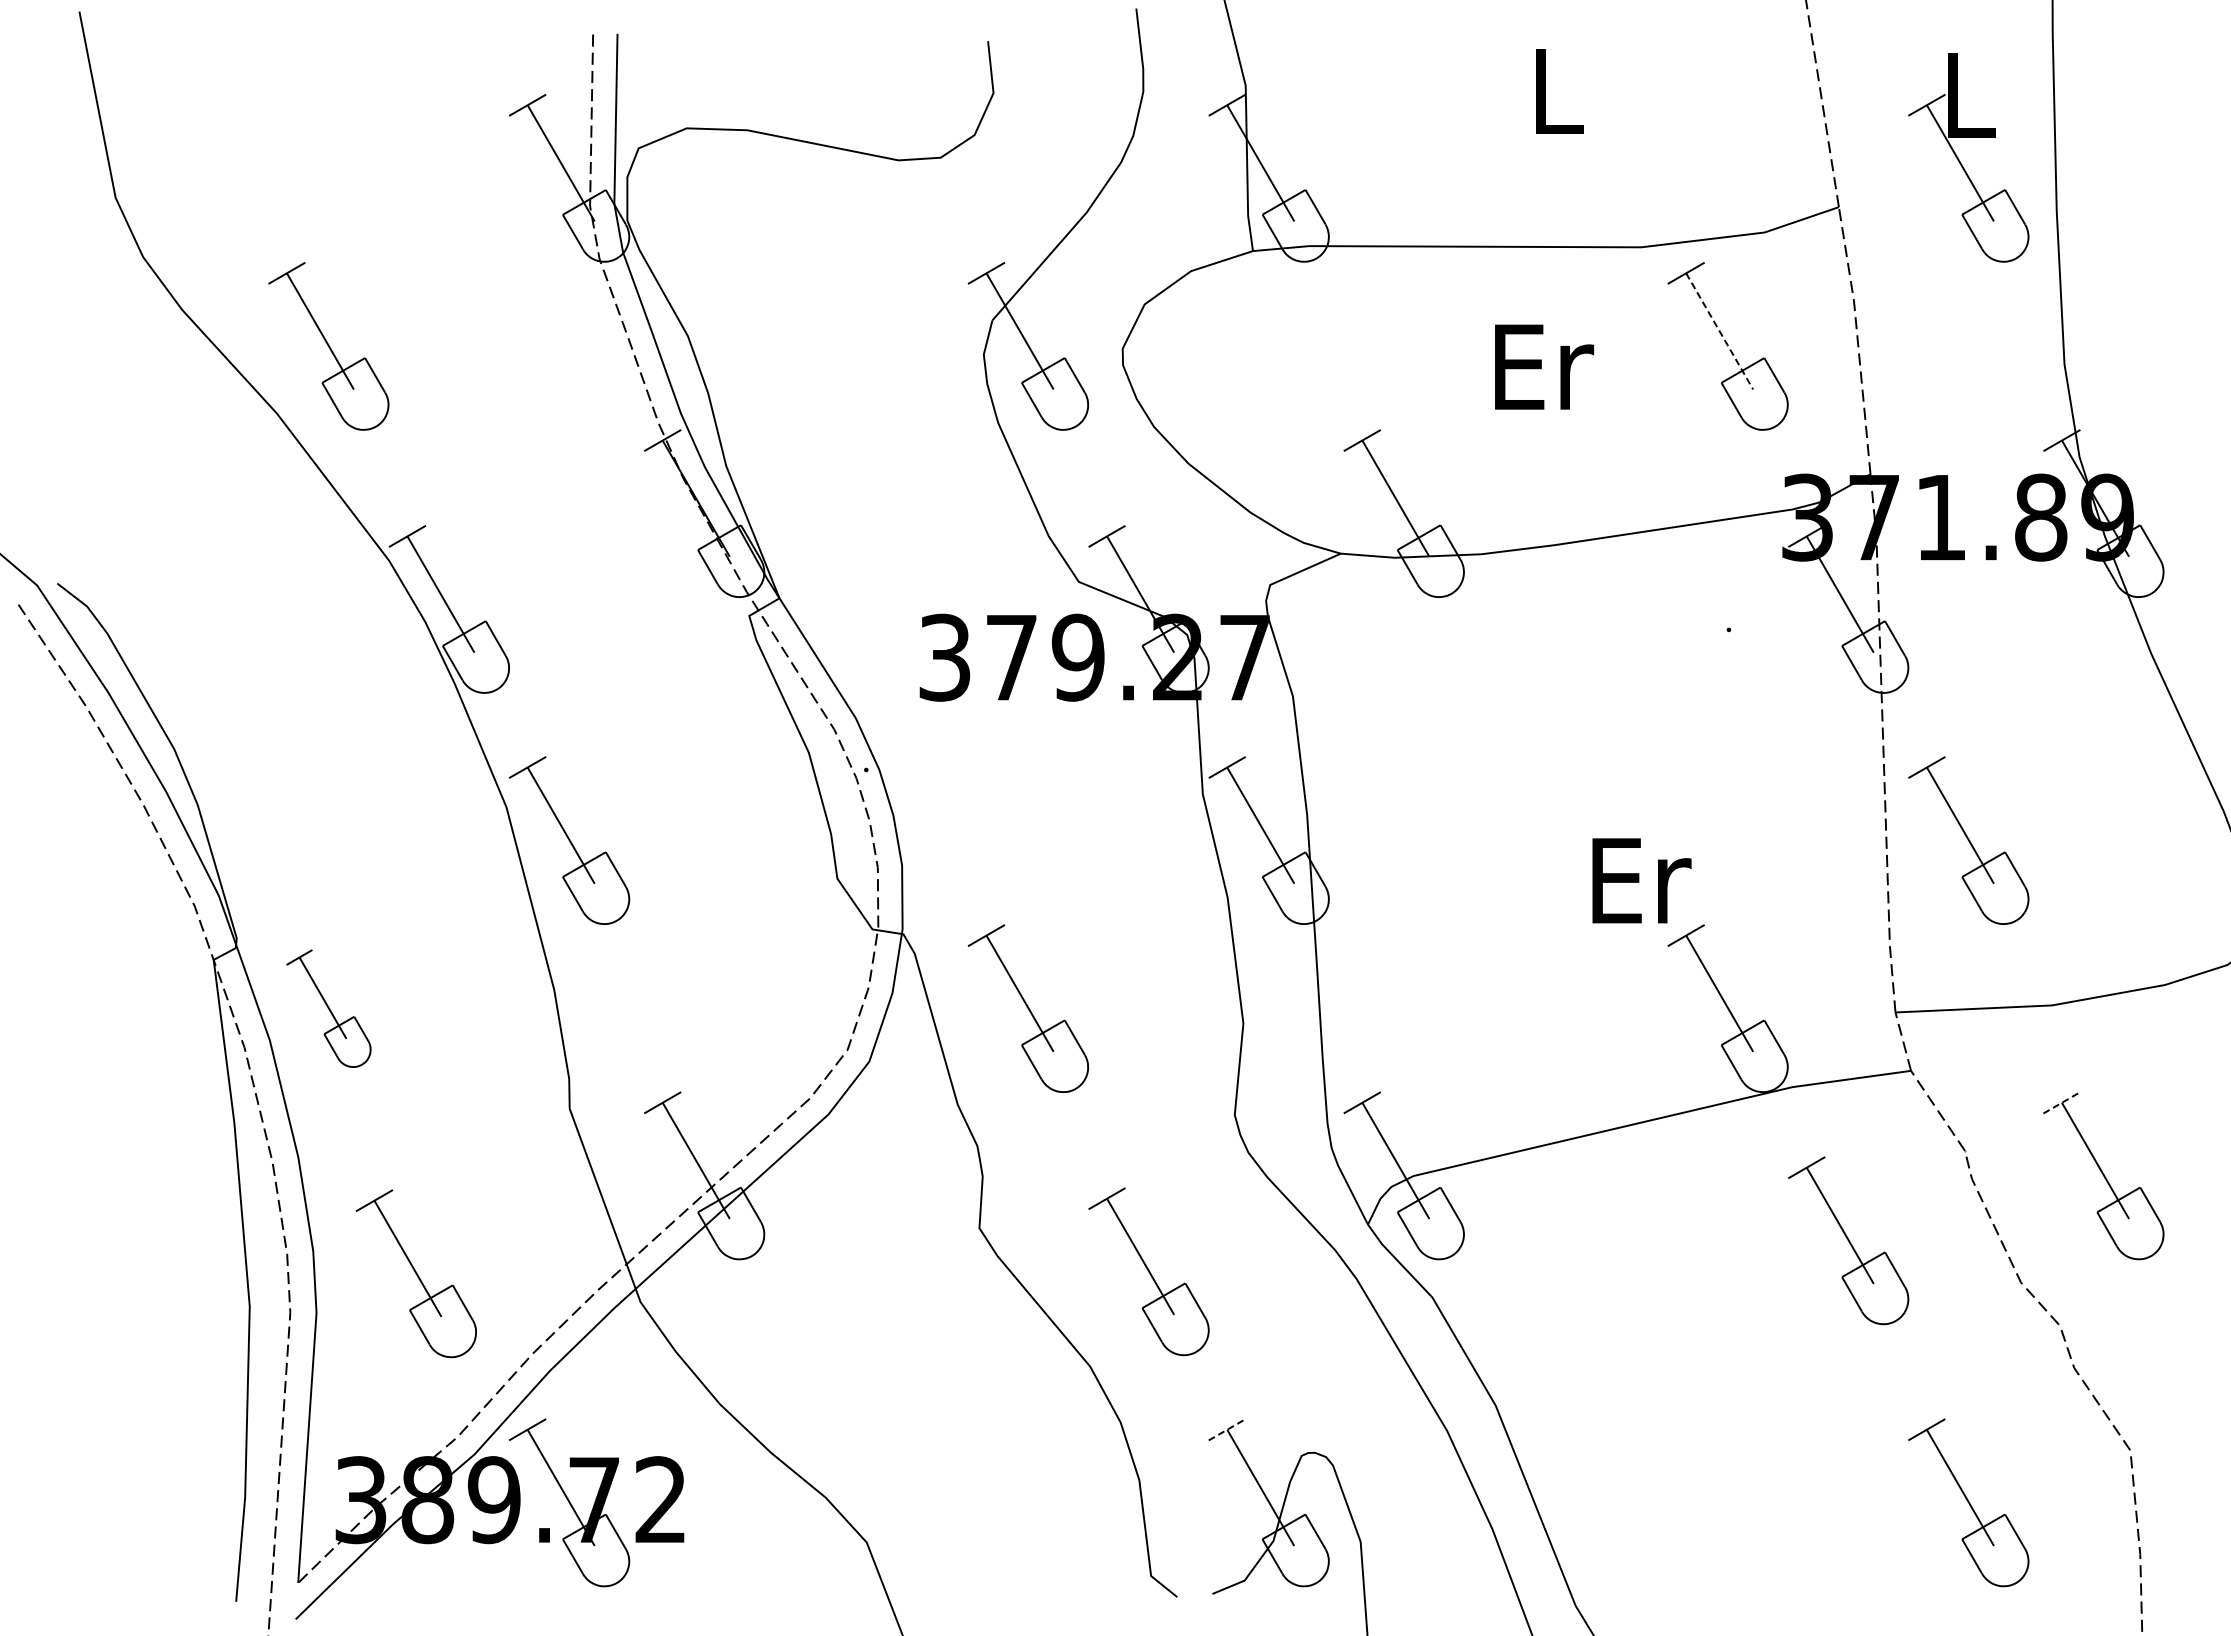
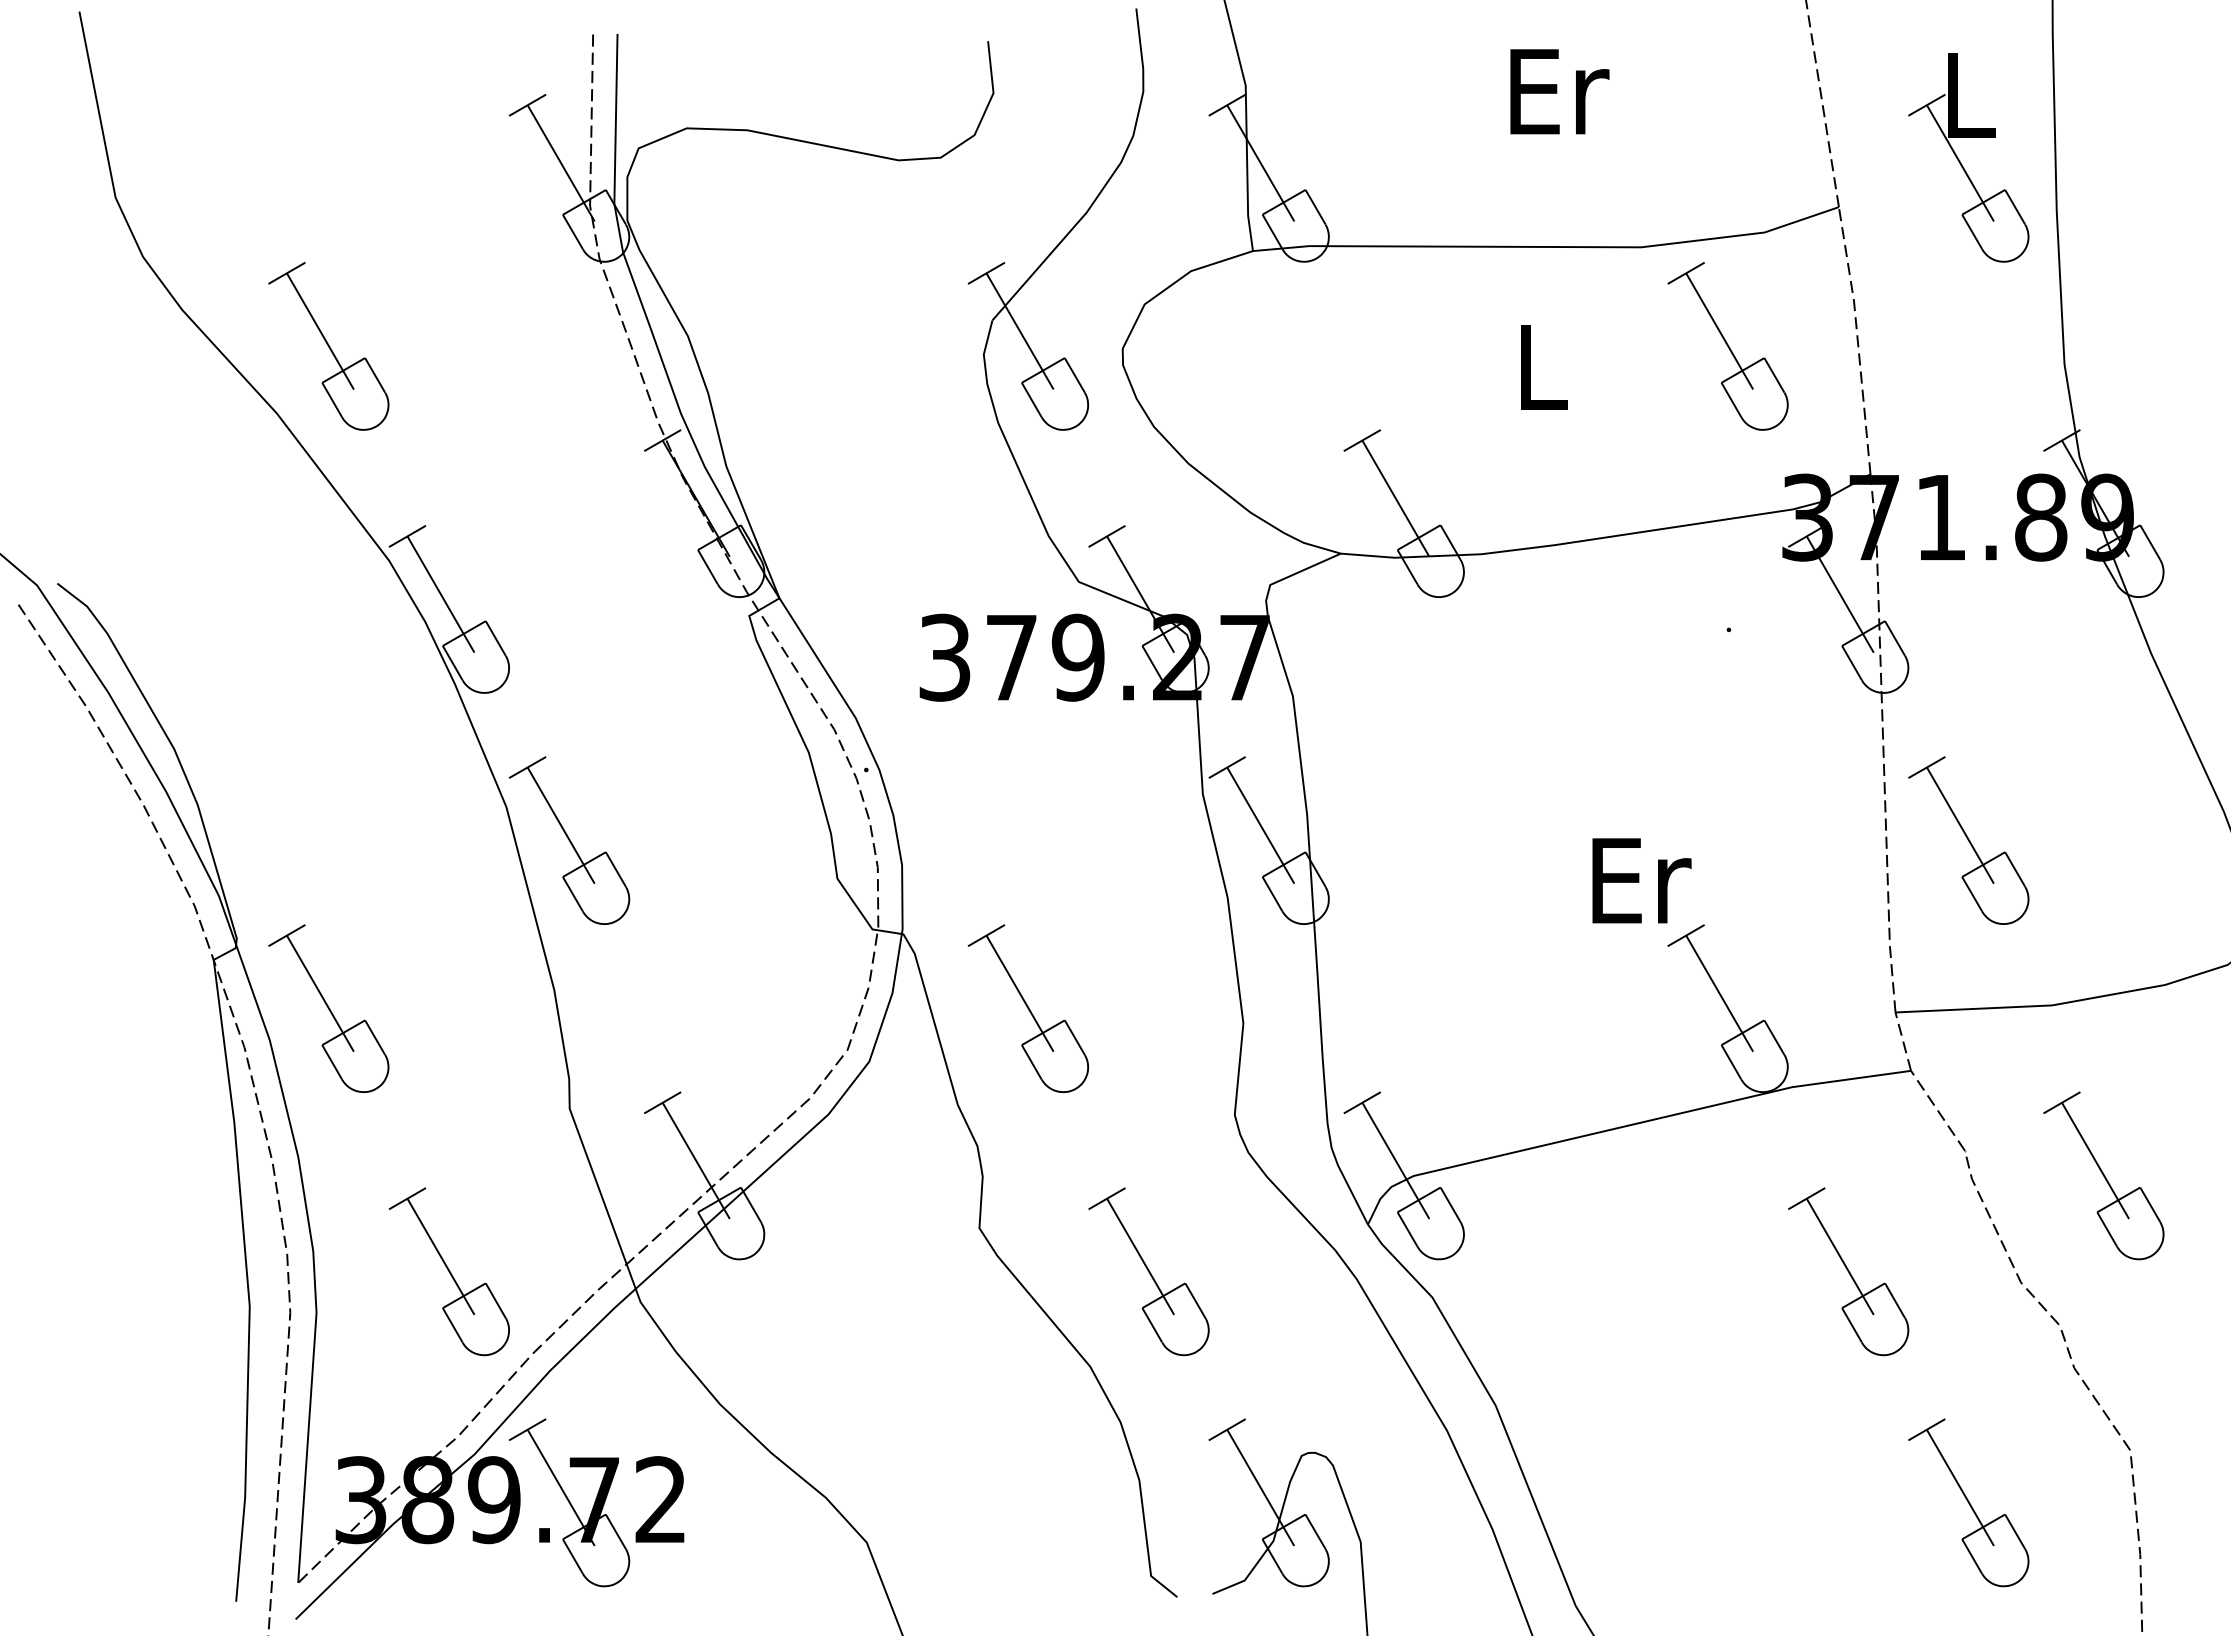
text: L -> Er (1559, 91)
line: dashed -> solid (1719, 331)
text: Er -> L (1544, 366)
part size: 86x119 px -> 122x169 px (328, 1008)
line: dashed -> solid (2062, 1102)
part position: (1848, 1240) -> (1848, 1271) (1848, 1271)
part position: (415, 1273) -> (448, 1271) (448, 1271)
line: dashed -> solid (1227, 1429)
